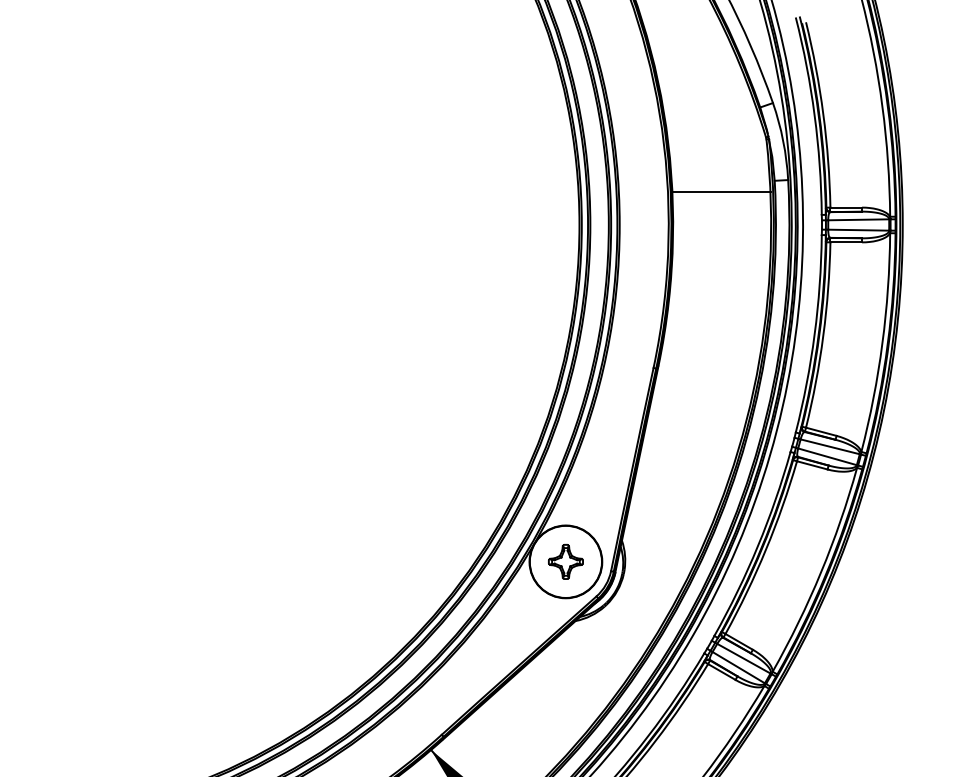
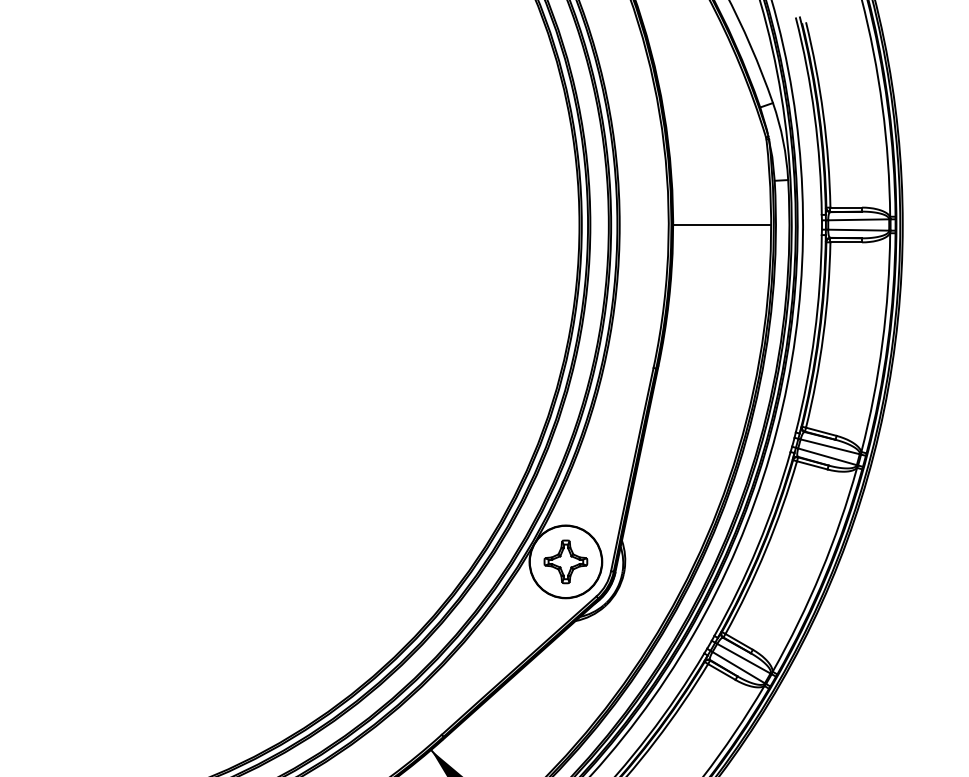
line position: (721, 192) -> (721, 225) (721, 225)
part size: 36x36 px -> 46x46 px (565, 561)
